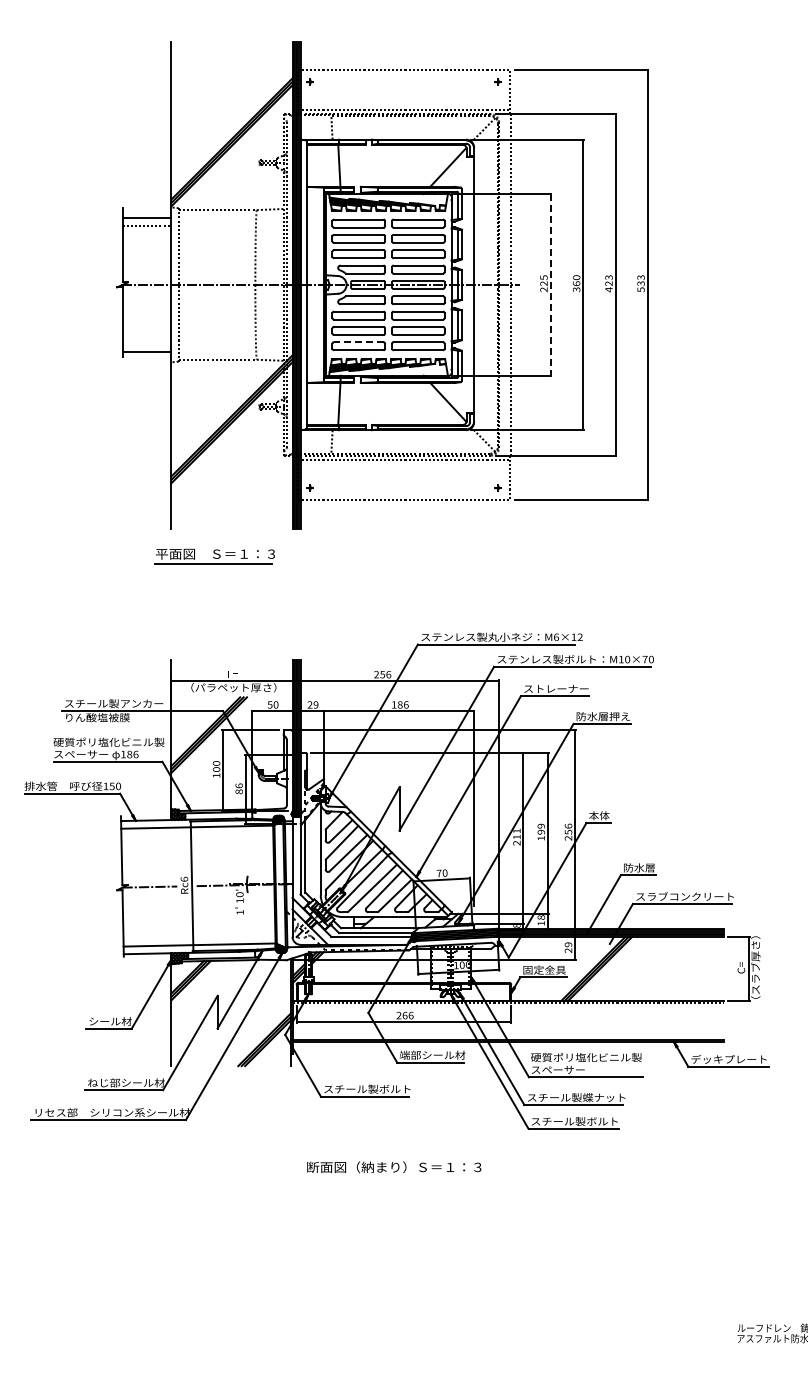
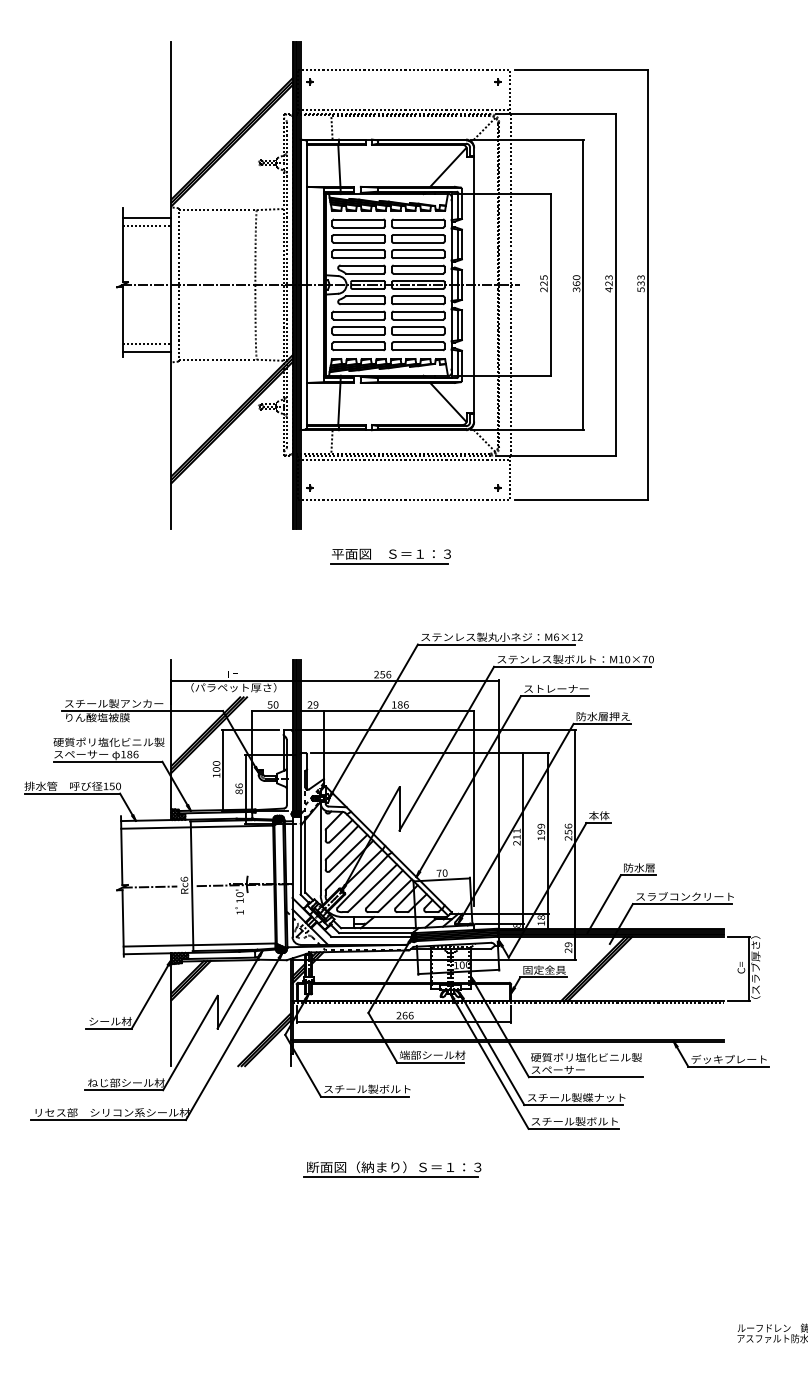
line: dashed -> solid (550, 284)
line: dashed -> solid (358, 342)
line: none -> present (146, 343)
part position: (214, 556) -> (390, 556) (390, 556)
line: none -> present (390, 1176)
